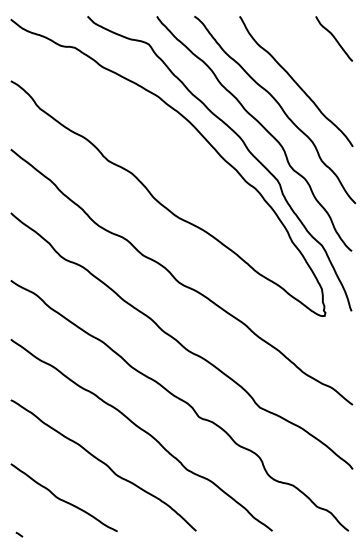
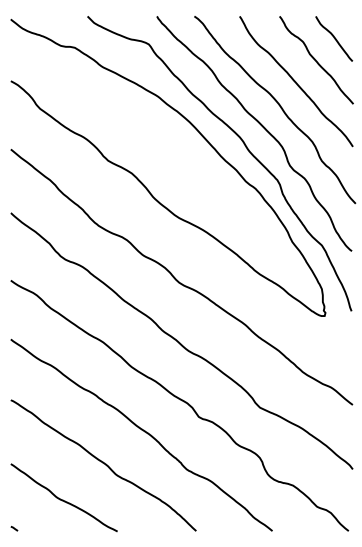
curve: none -> present (316, 60)
line position: (19, 534) -> (14, 528) (14, 528)
